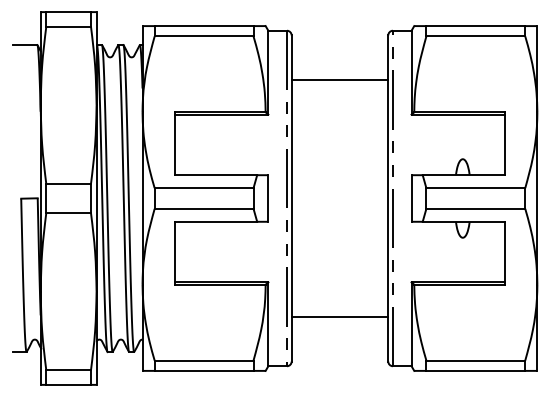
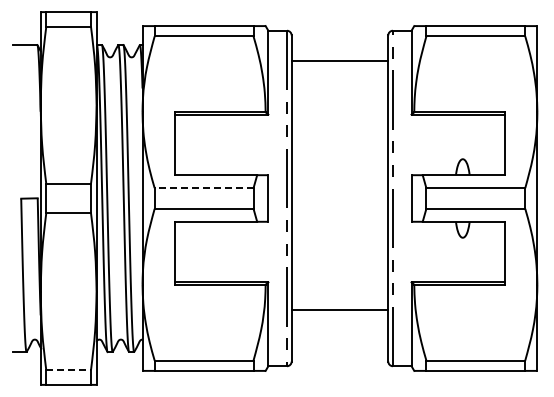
line position: (339, 79) -> (339, 60) (339, 60)
line: solid -> dashed (203, 188)
line position: (339, 317) -> (339, 310) (339, 310)
line: solid -> dashed (69, 370)
